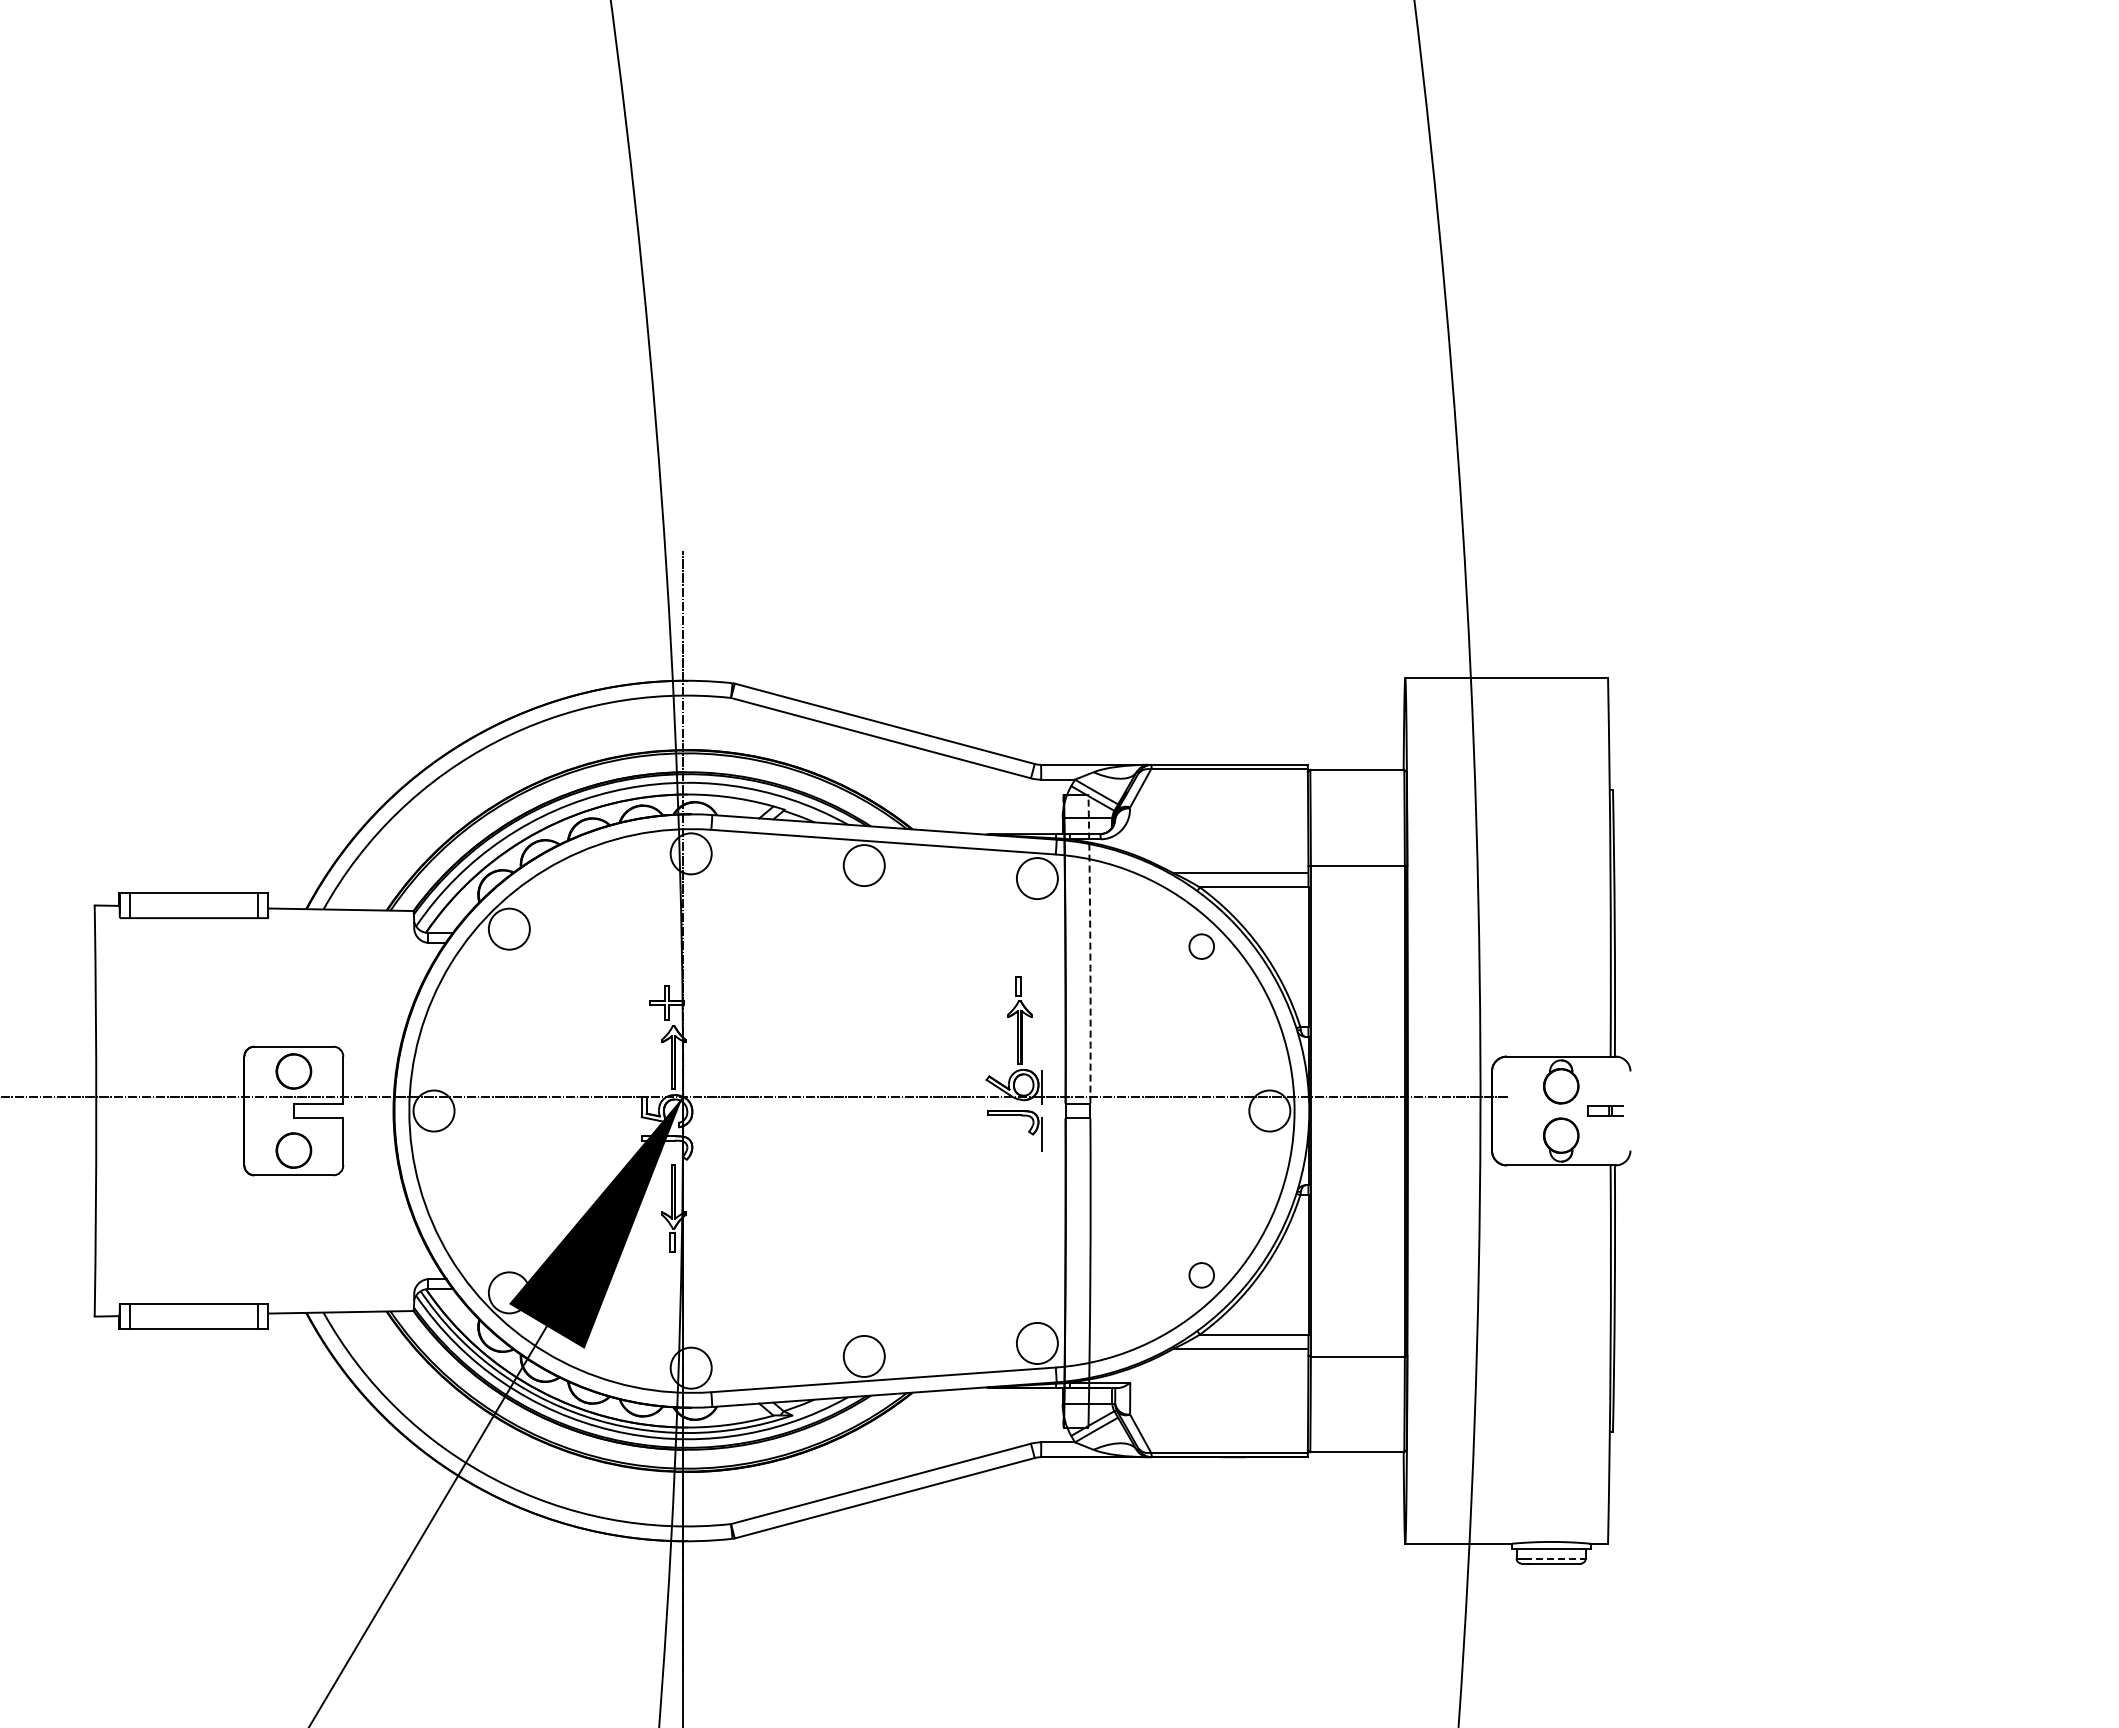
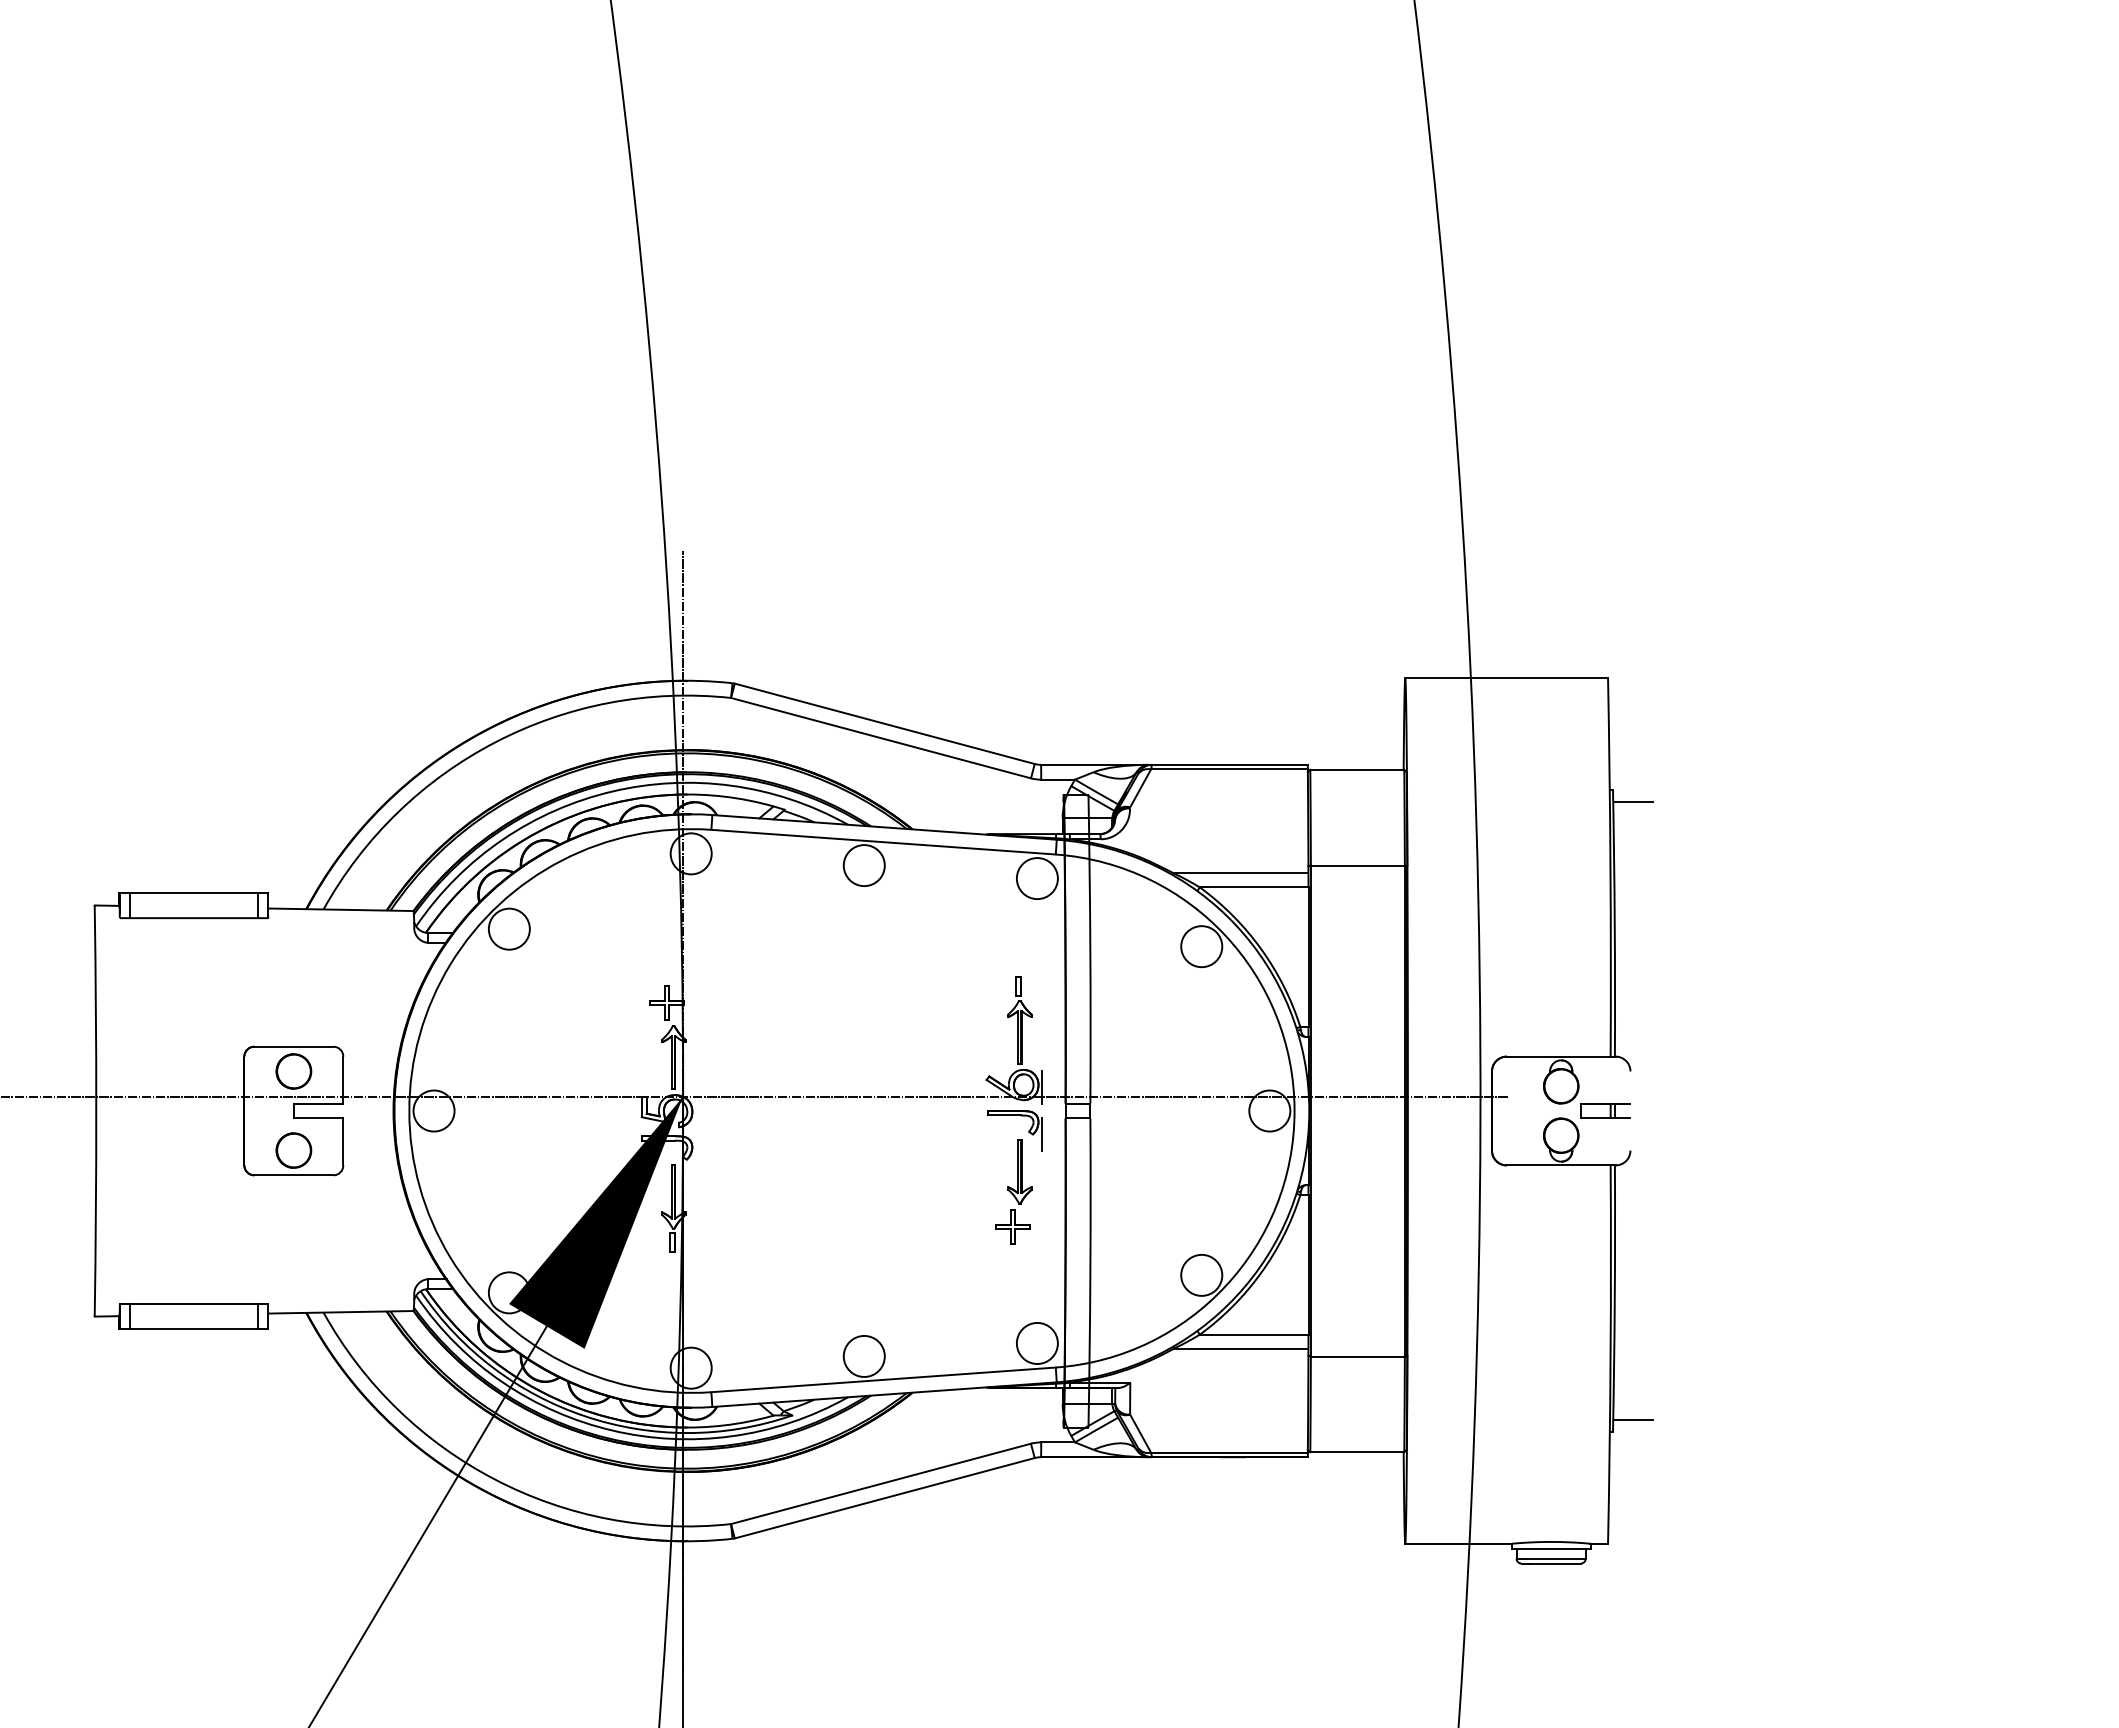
line: none -> present (1632, 801)
circle diameter: 25 px -> 41 px (1201, 946)
arc: dashed -> solid (1090, 949)
part size: 37x12 px -> 51x16 px (1605, 1110)
part: none -> present (1013, 1191)
circle diameter: 25 px -> 41 px (1201, 1274)
line: none -> present (1632, 1420)
line: dashed -> solid (1555, 1558)
